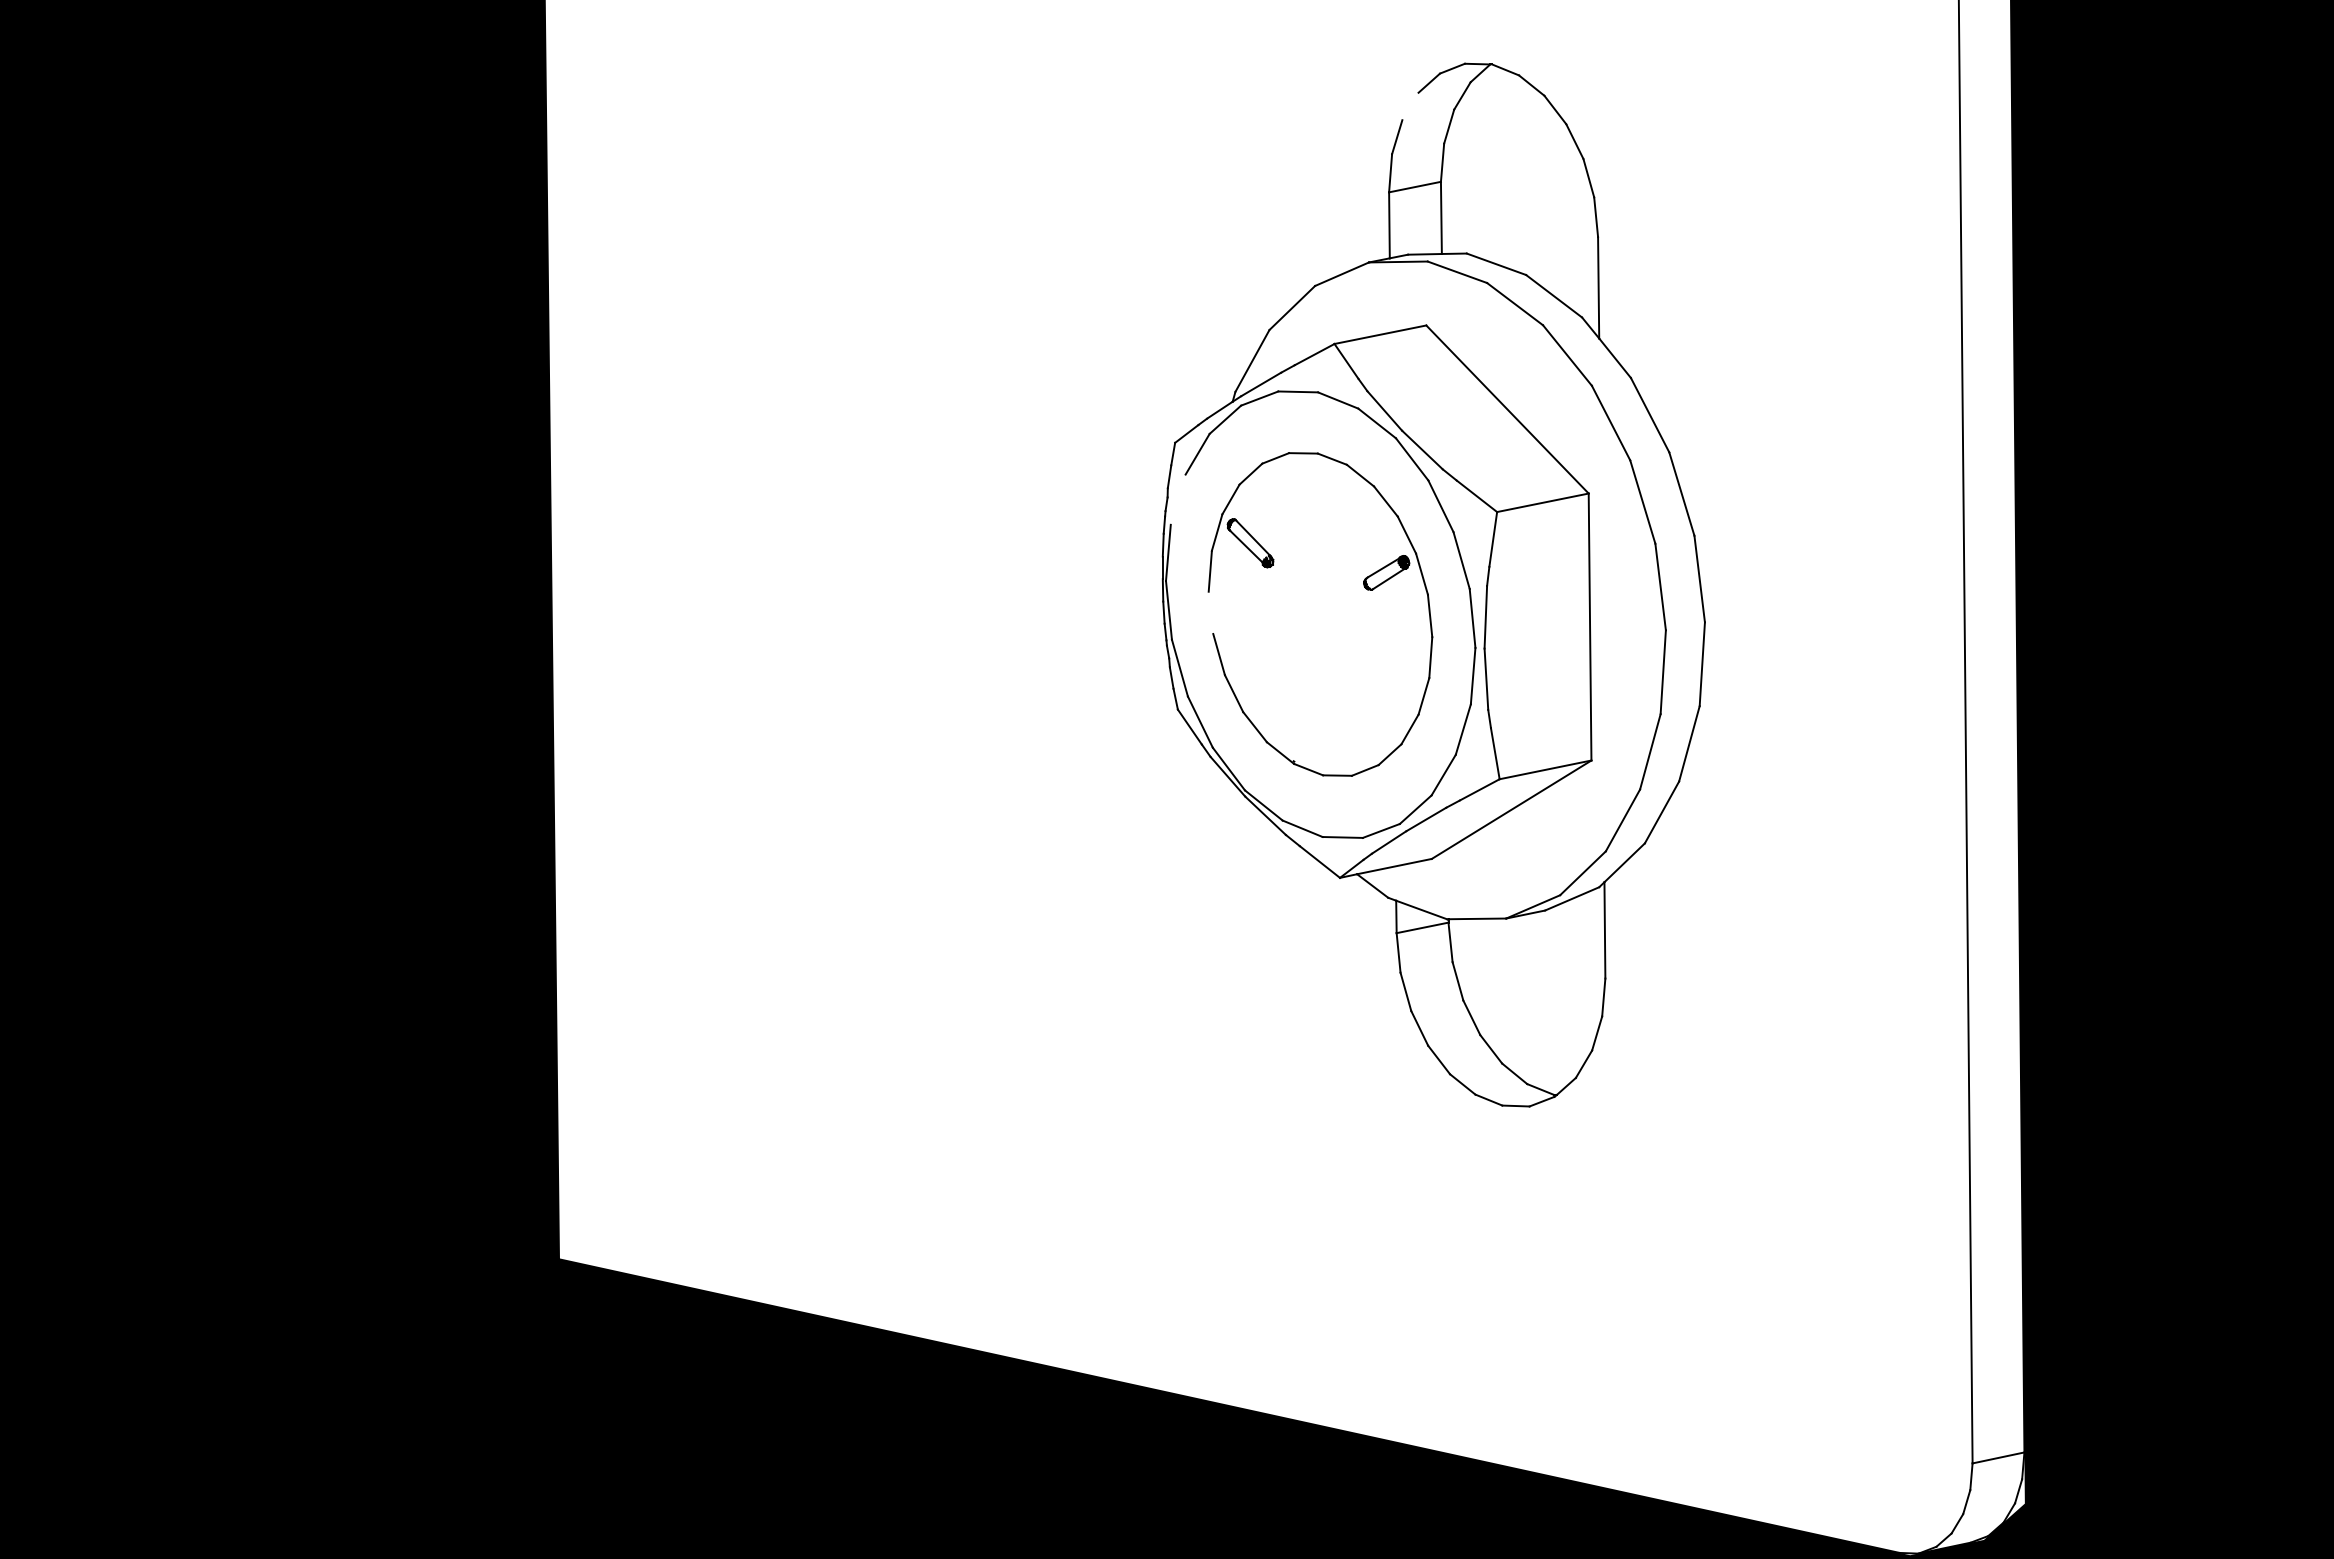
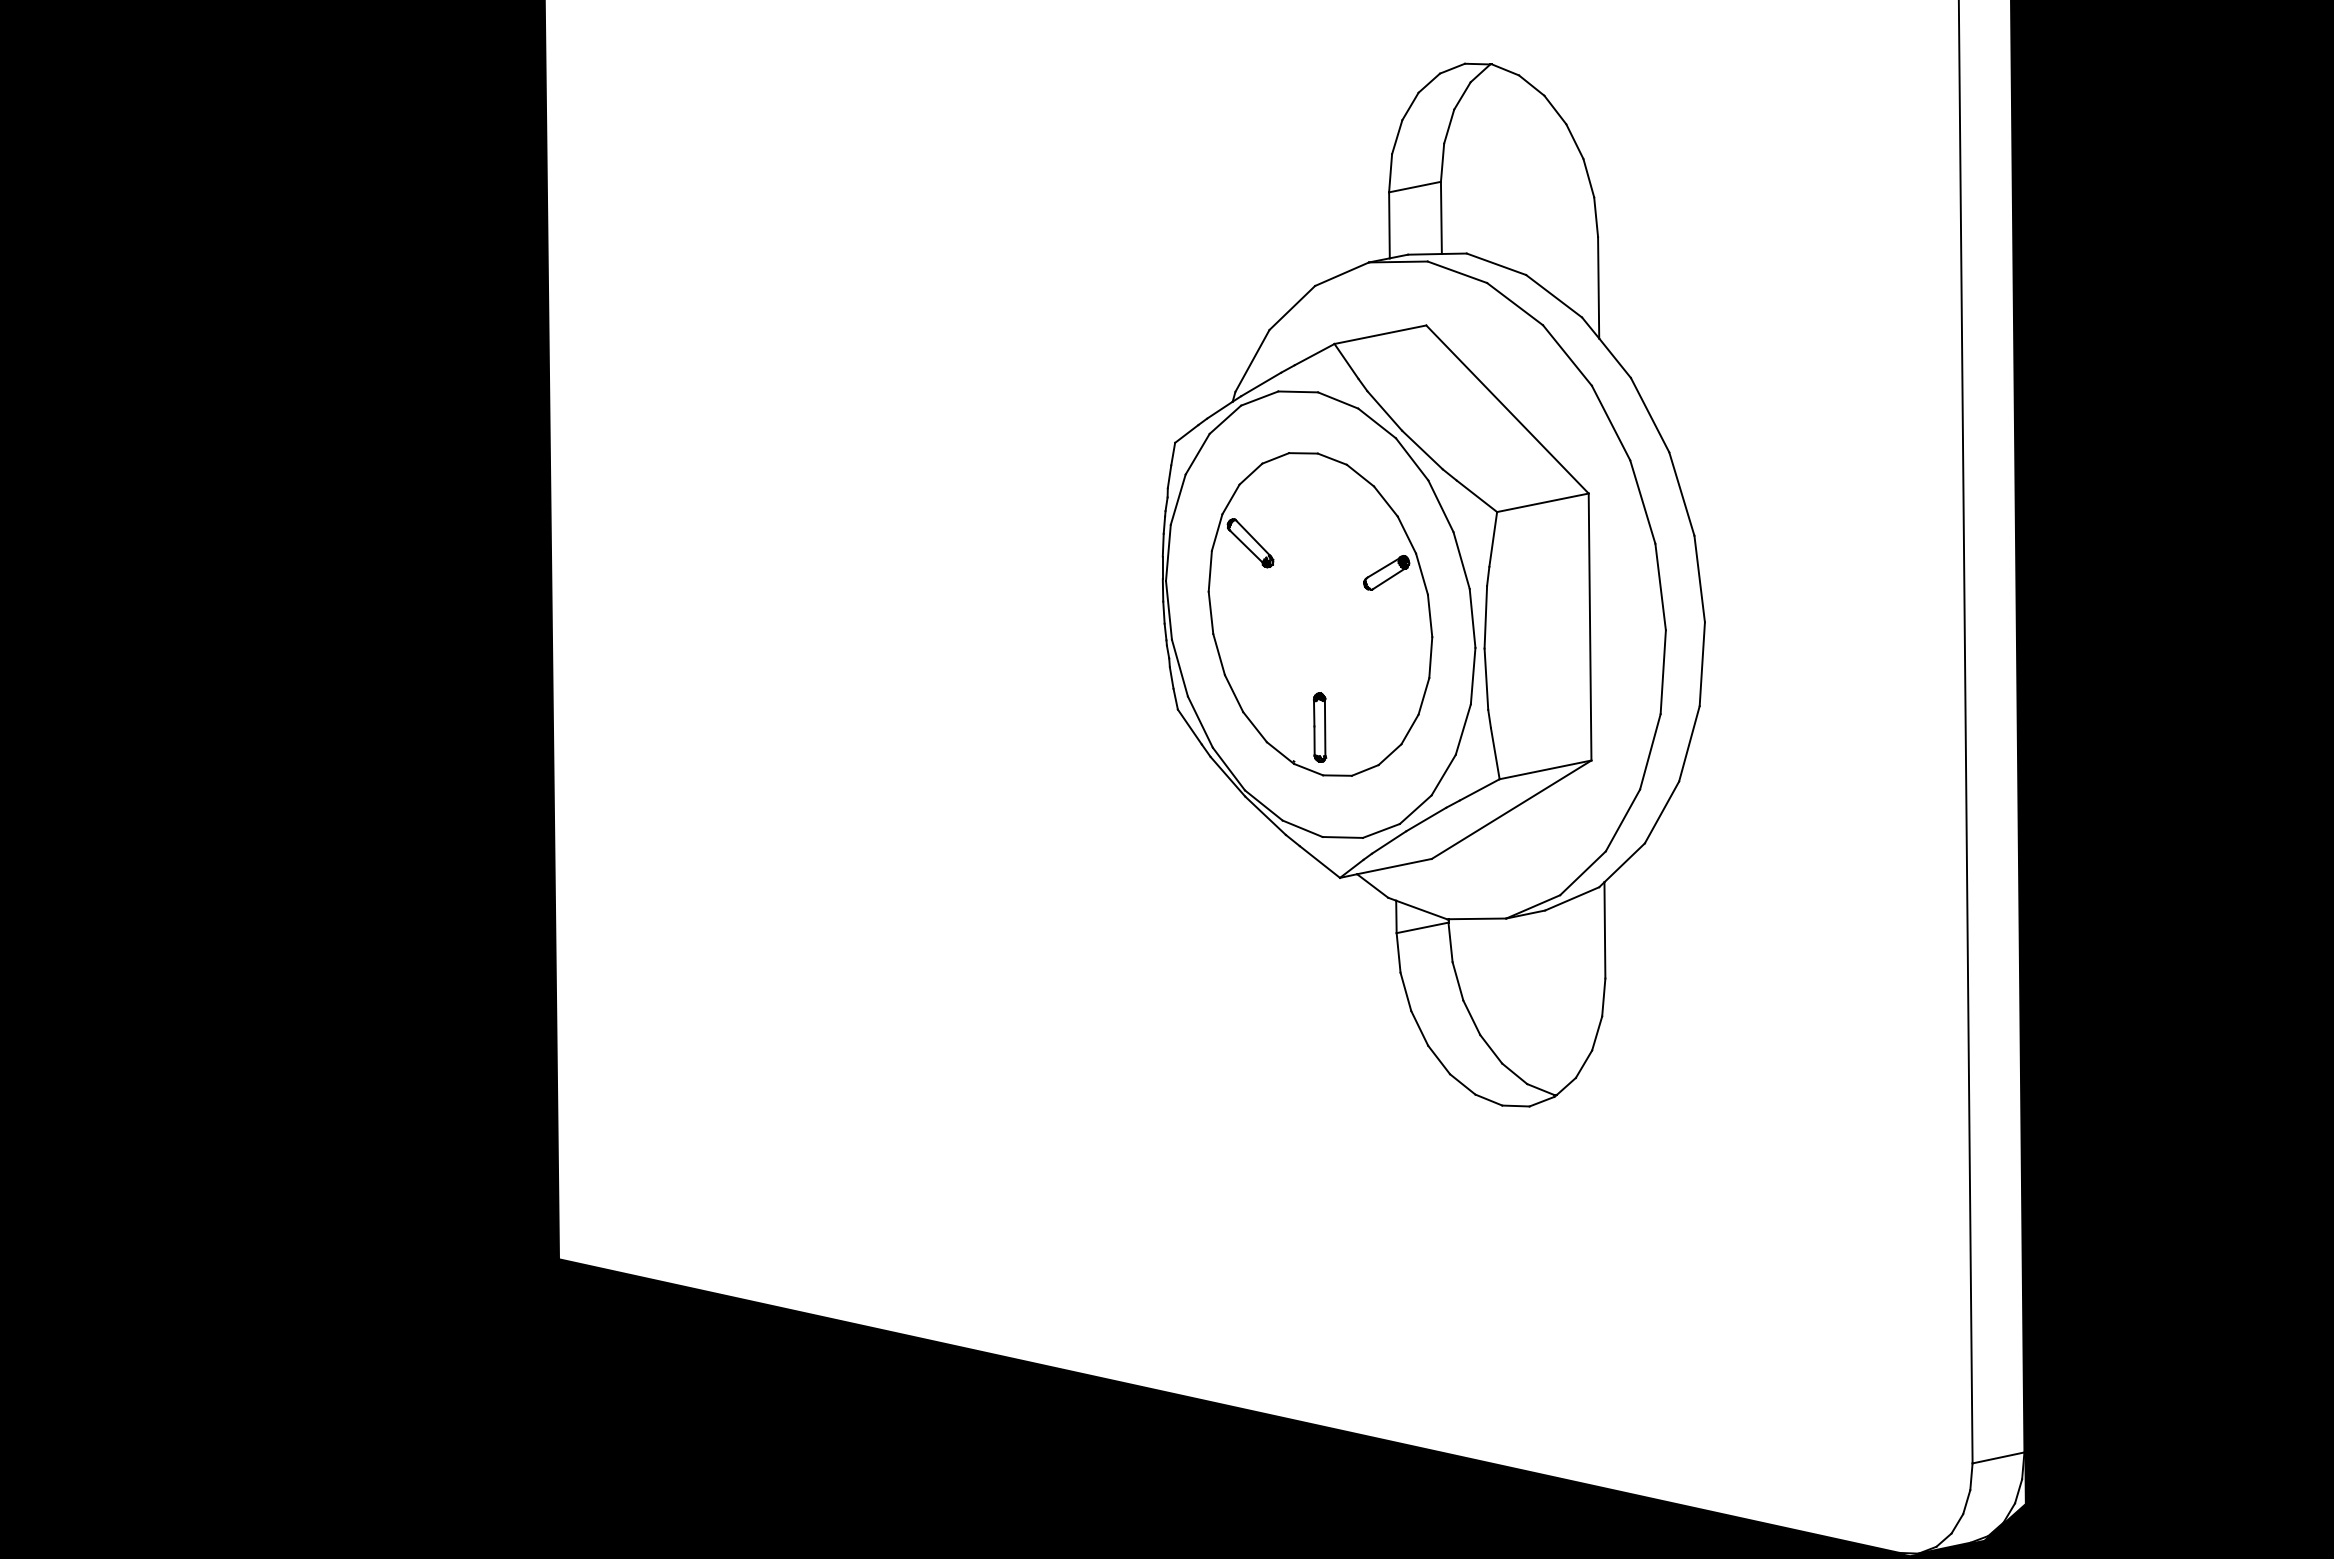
line: none -> present (1410, 106)
line: none -> present (1177, 499)
line: none -> present (1210, 612)
part: none -> present (1320, 727)
